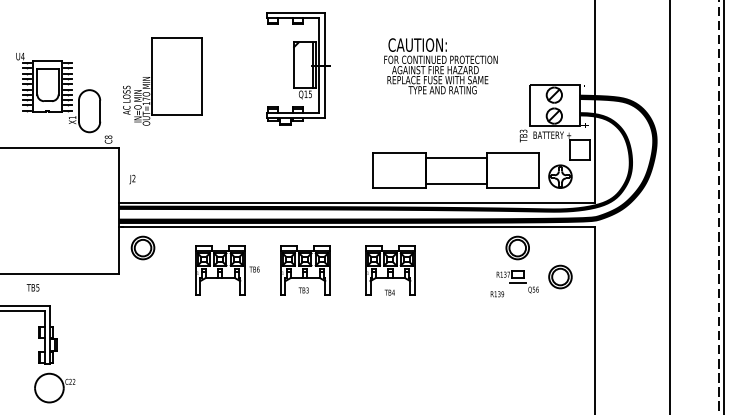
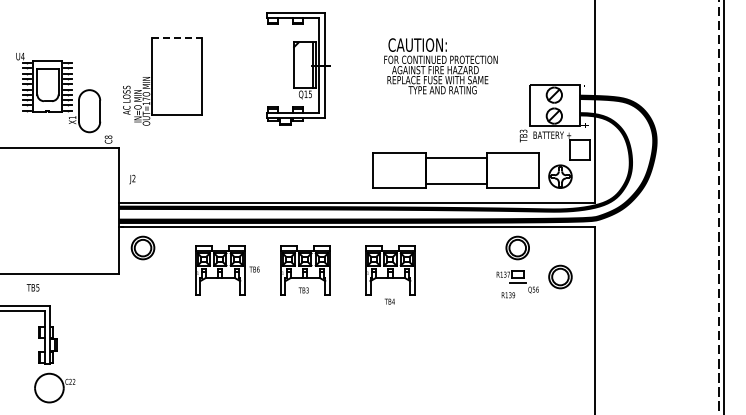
line: solid -> dashed (177, 37)
line: present -> none (670, 206)
text position: (389, 292) -> (389, 301) (389, 301)
text position: (497, 294) -> (508, 295) (508, 295)
